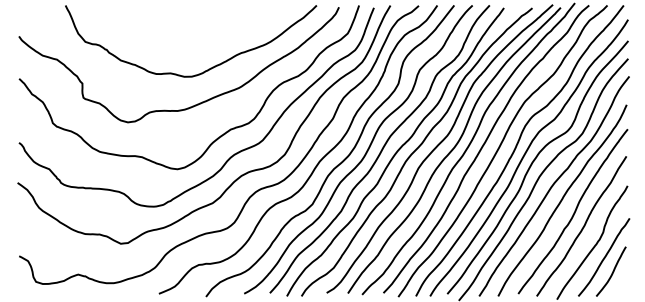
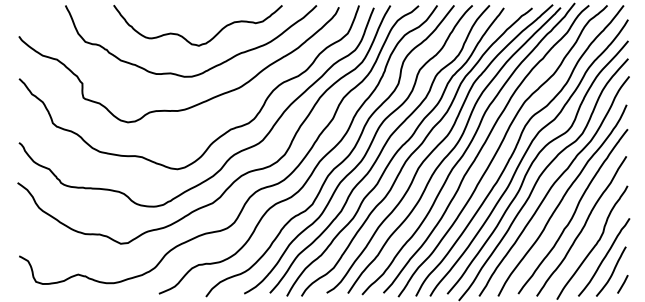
curve: none -> present (186, 38)
line: none -> present (622, 284)
